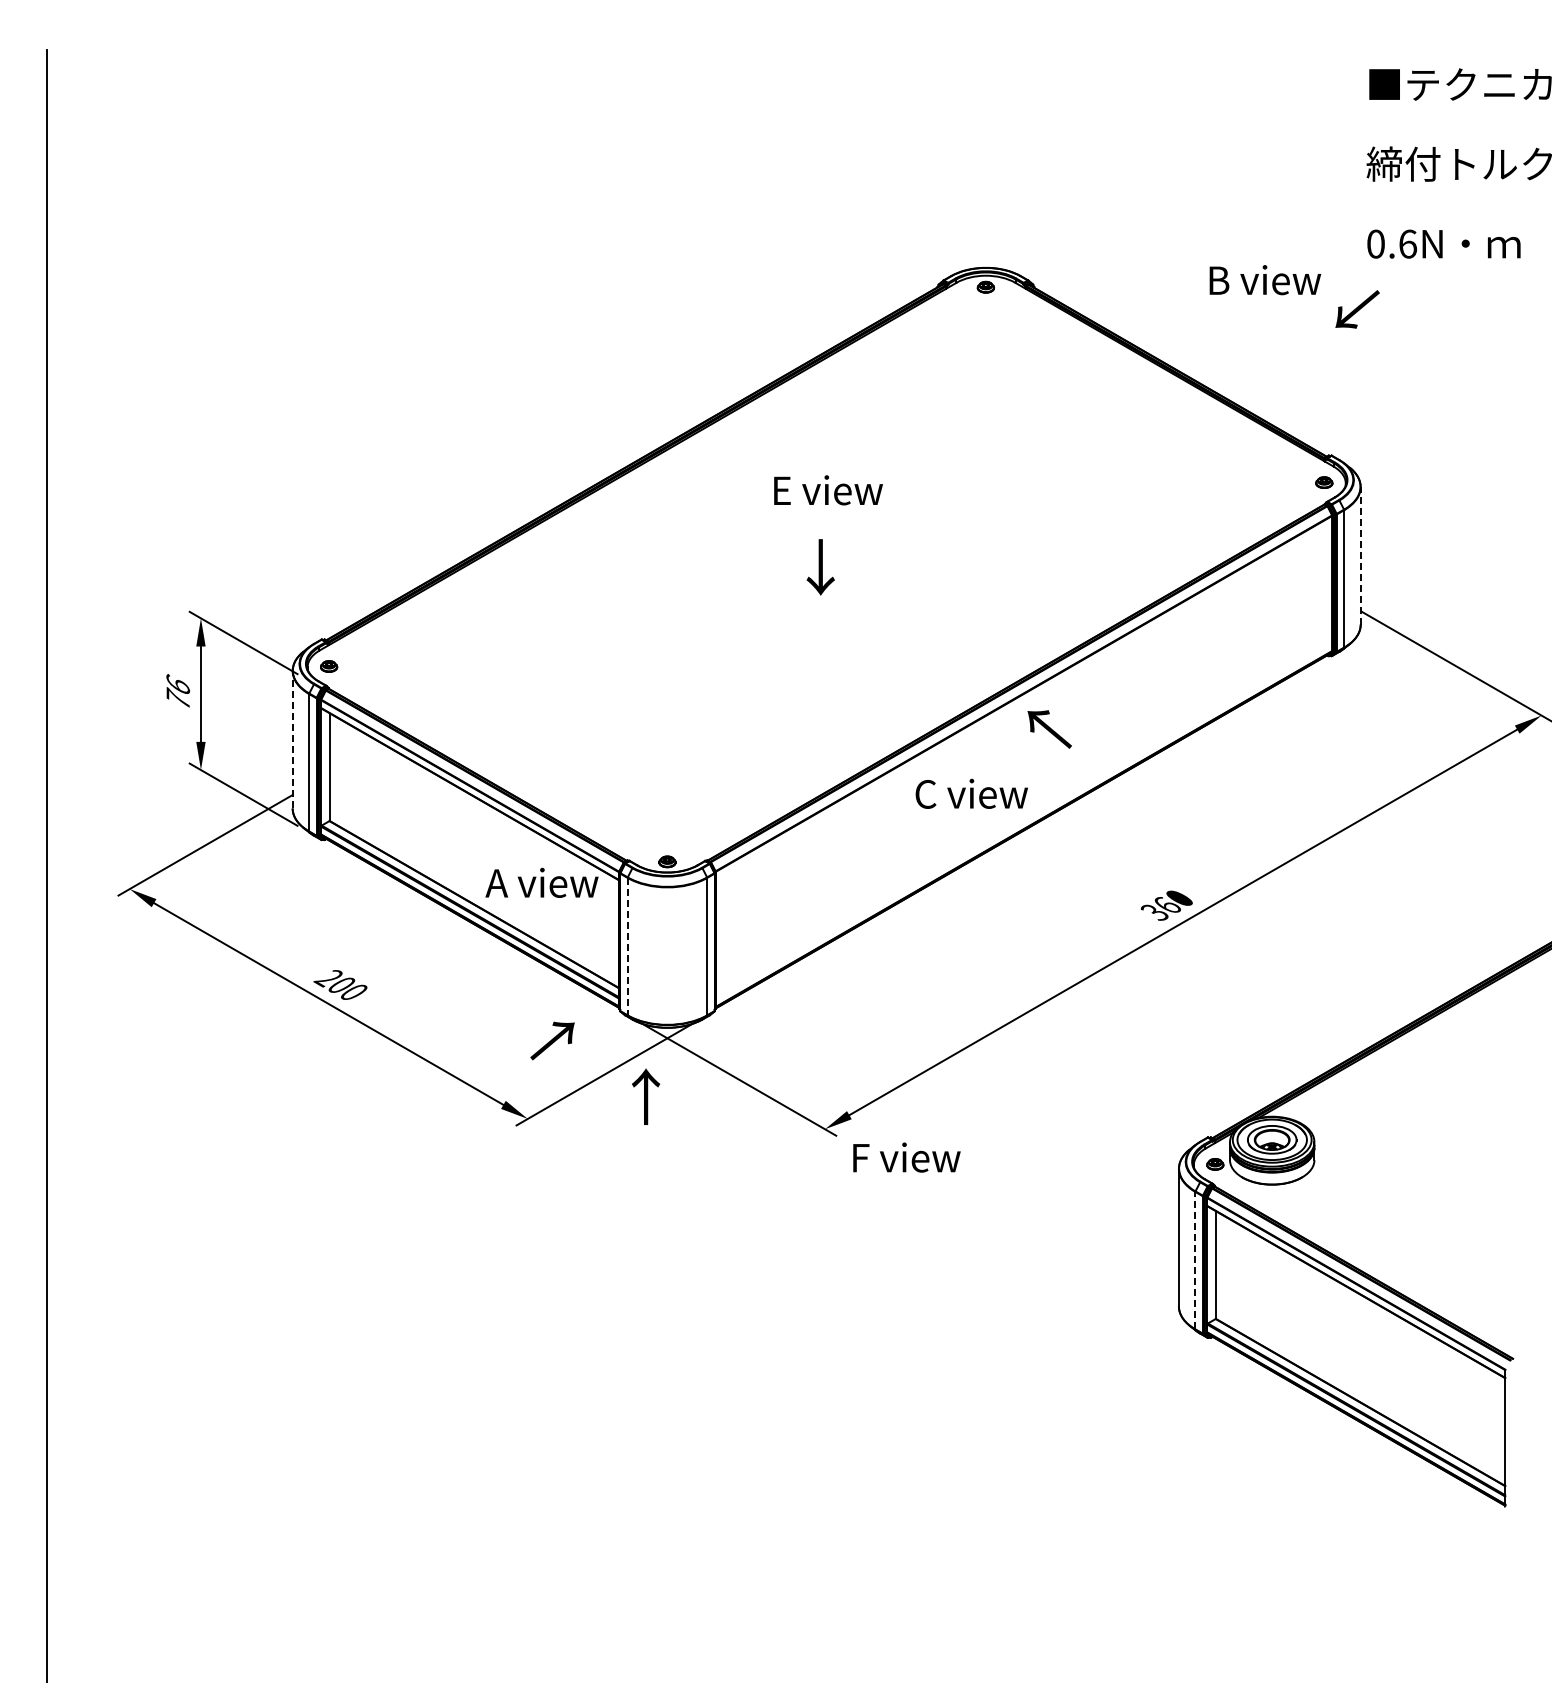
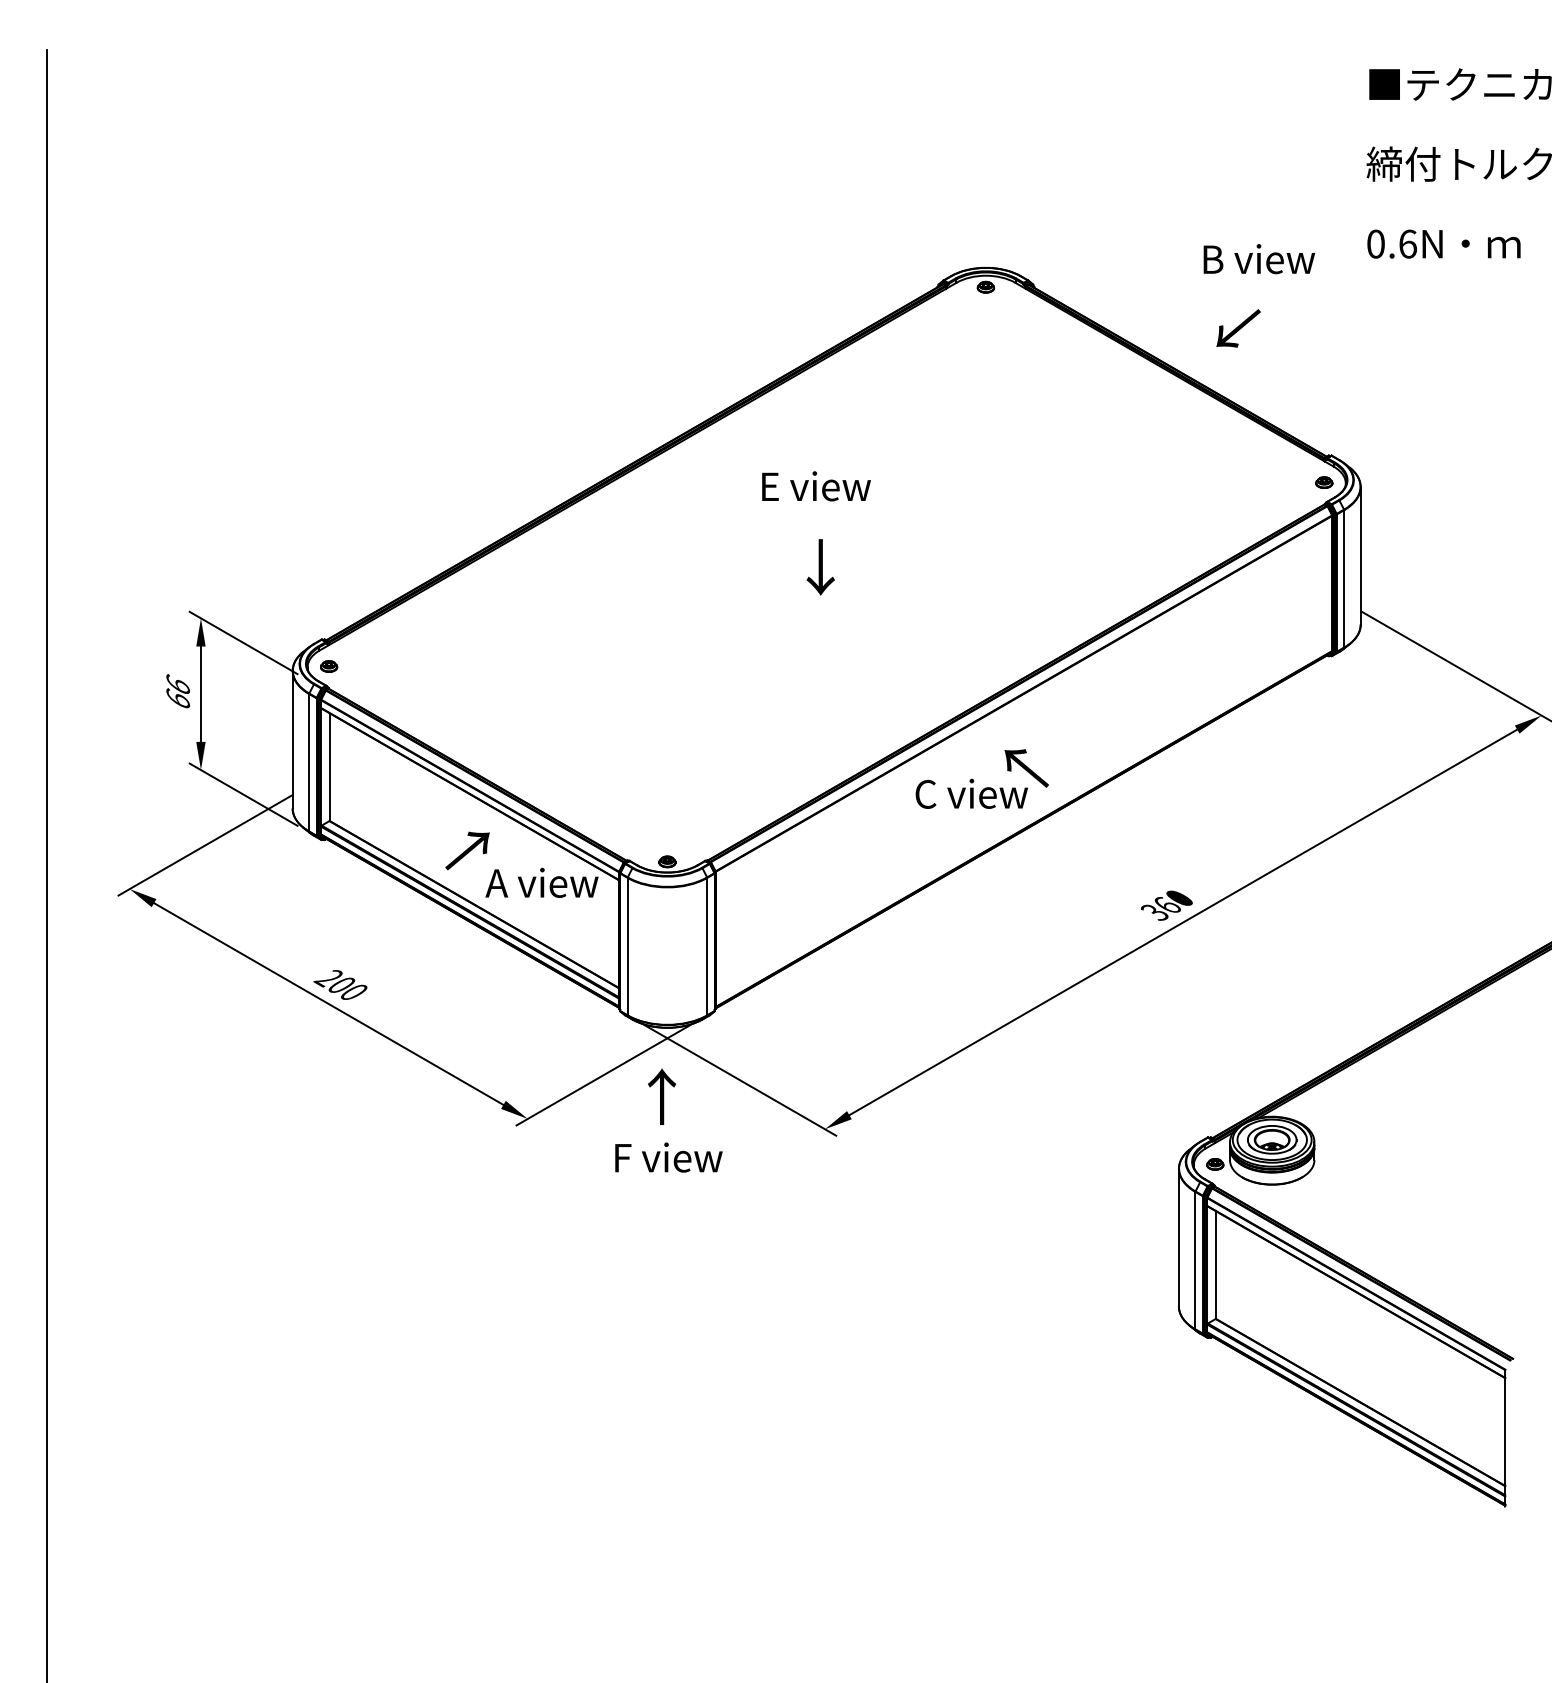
text position: (1265, 280) -> (1259, 259) (1259, 259)
text position: (1357, 309) -> (1238, 328) (1238, 328)
text position: (828, 490) -> (816, 486) (816, 486)
line: dashed -> solid (1360, 555)
text: 76 -> 66 (178, 697)
text position: (1049, 729) -> (1026, 768) (1026, 768)
line: dashed -> solid (292, 739)
line: dashed -> solid (627, 946)
text position: (552, 1040) -> (467, 850) (467, 850)
text position: (645, 1096) -> (661, 1096) (661, 1096)
text position: (906, 1157) -> (668, 1157) (668, 1157)
line: dashed -> solid (1195, 1260)
